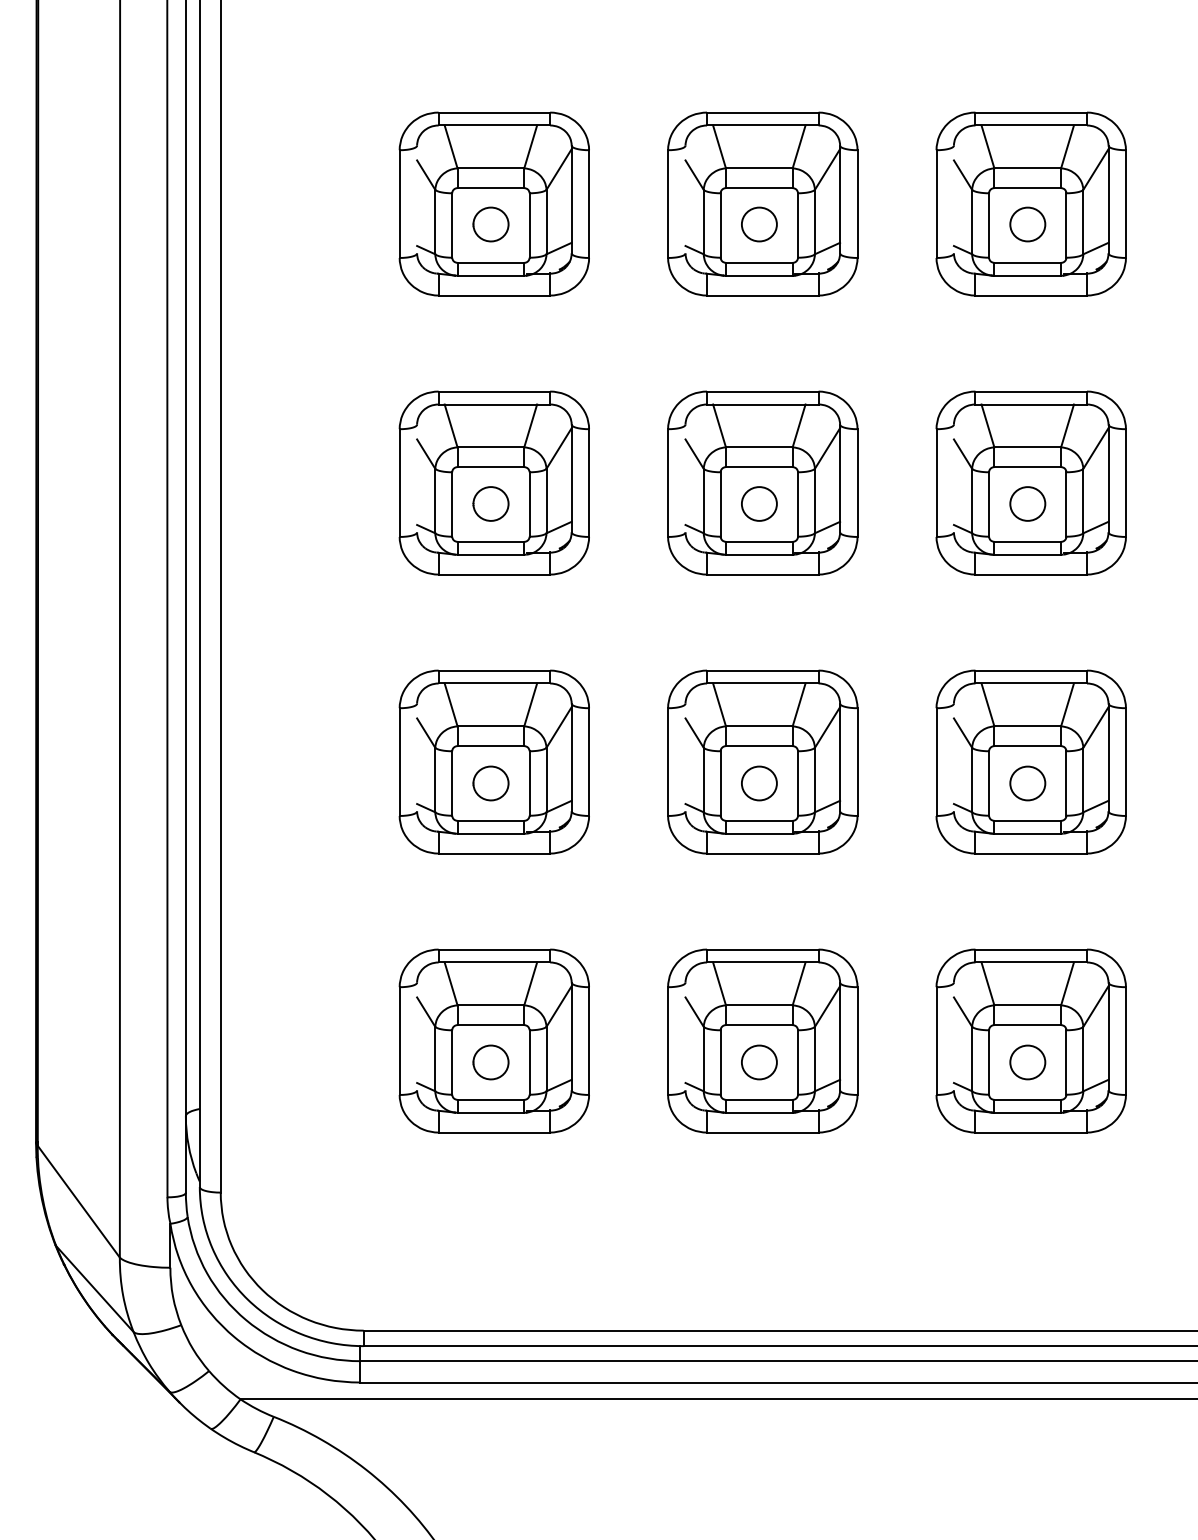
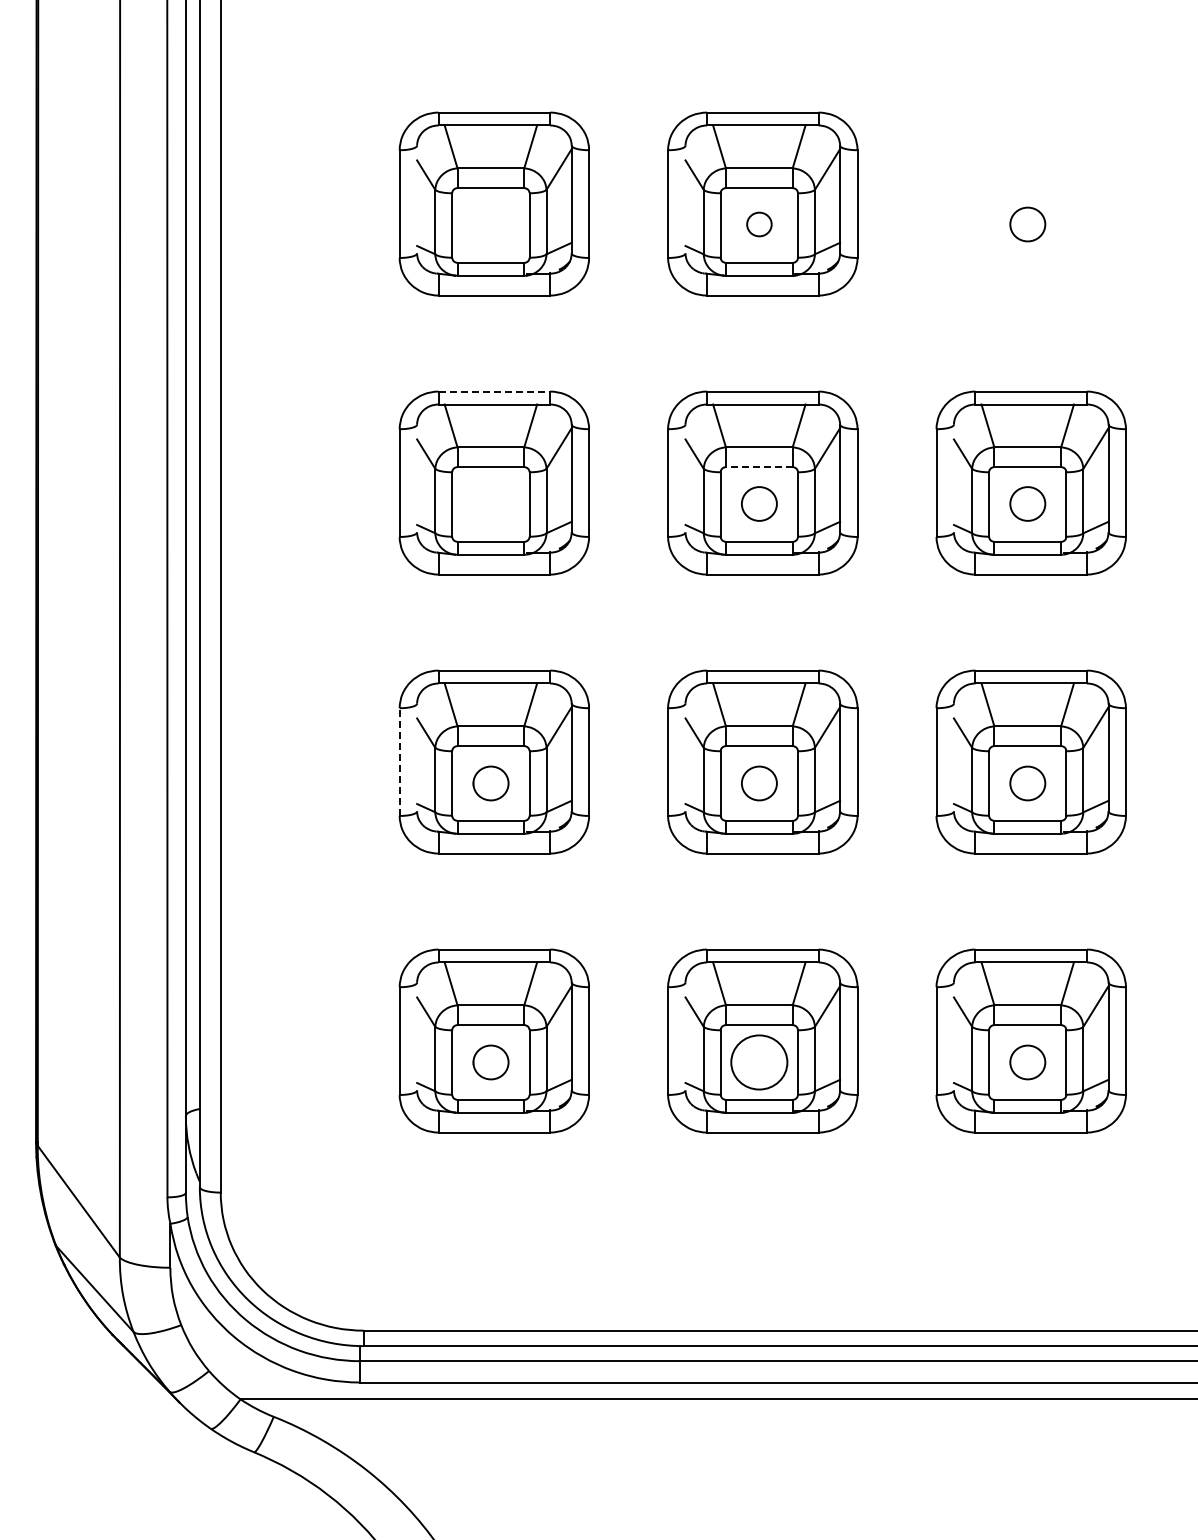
part: present -> none (1030, 203)
part: present -> none (490, 224)
part size: 37x37 px -> 27x27 px (759, 224)
line: solid -> dashed (494, 391)
line: solid -> dashed (758, 467)
part: present -> none (490, 503)
line: solid -> dashed (399, 762)
part size: 37x37 px -> 59x57 px (759, 1062)
